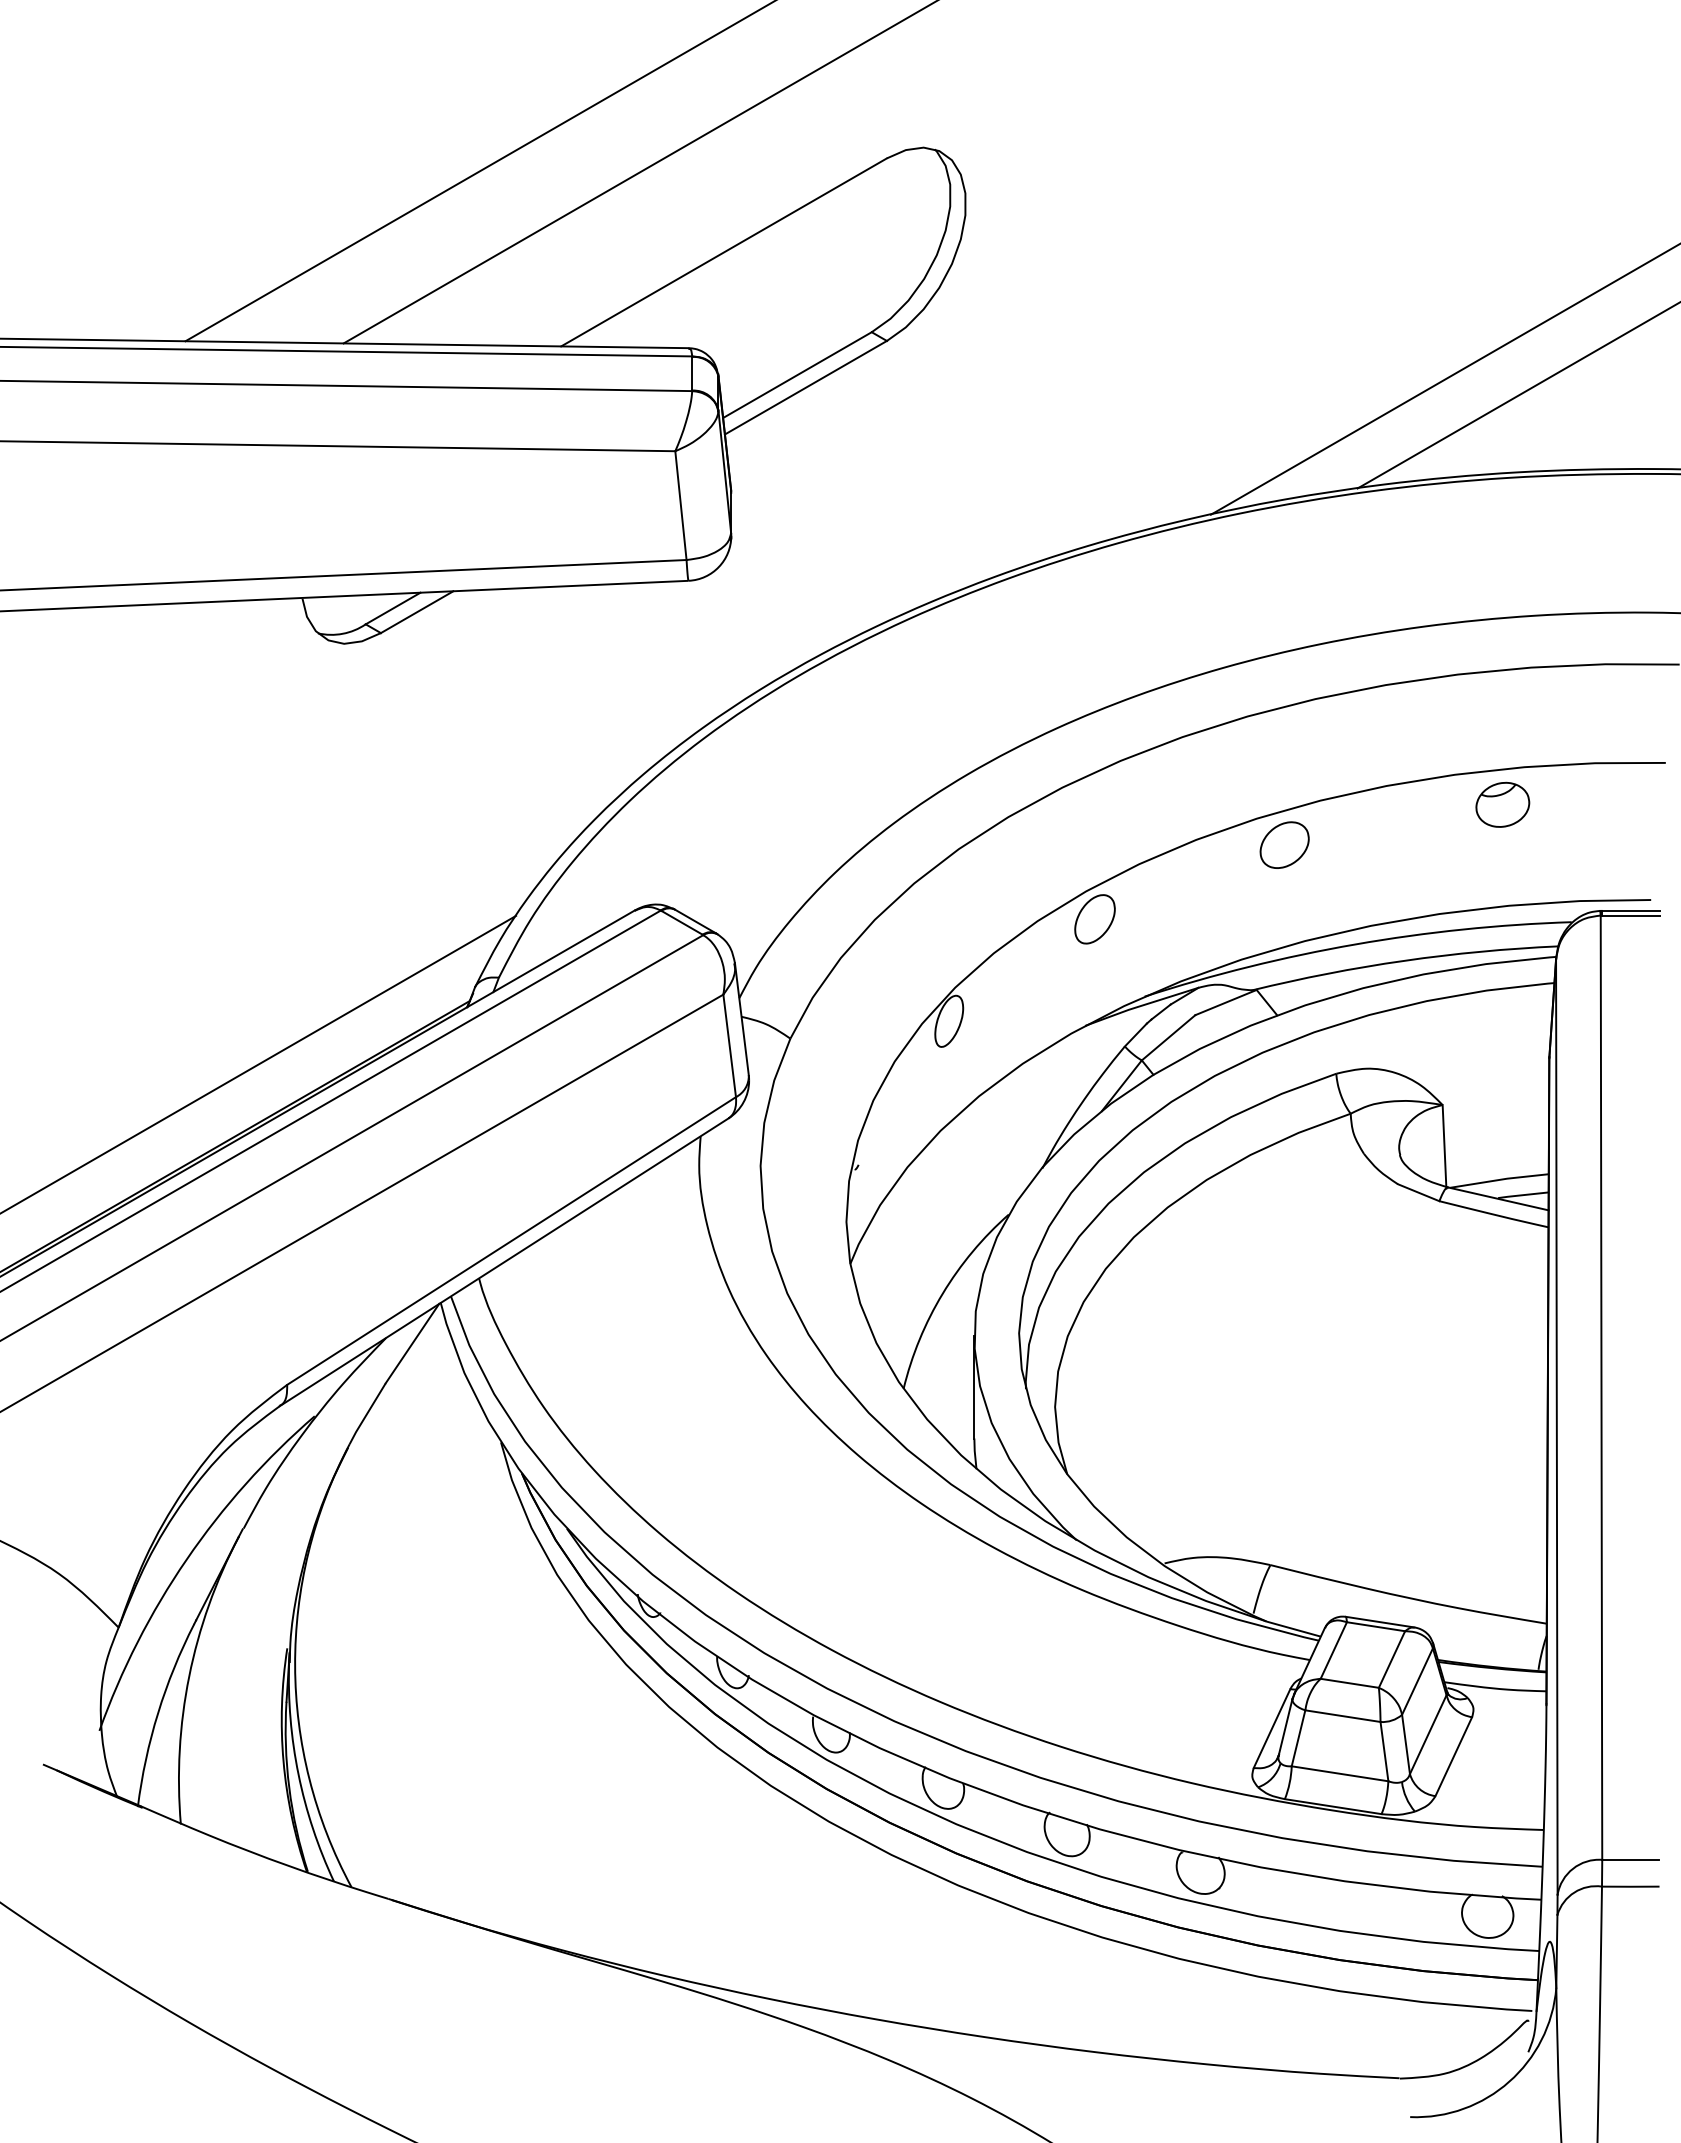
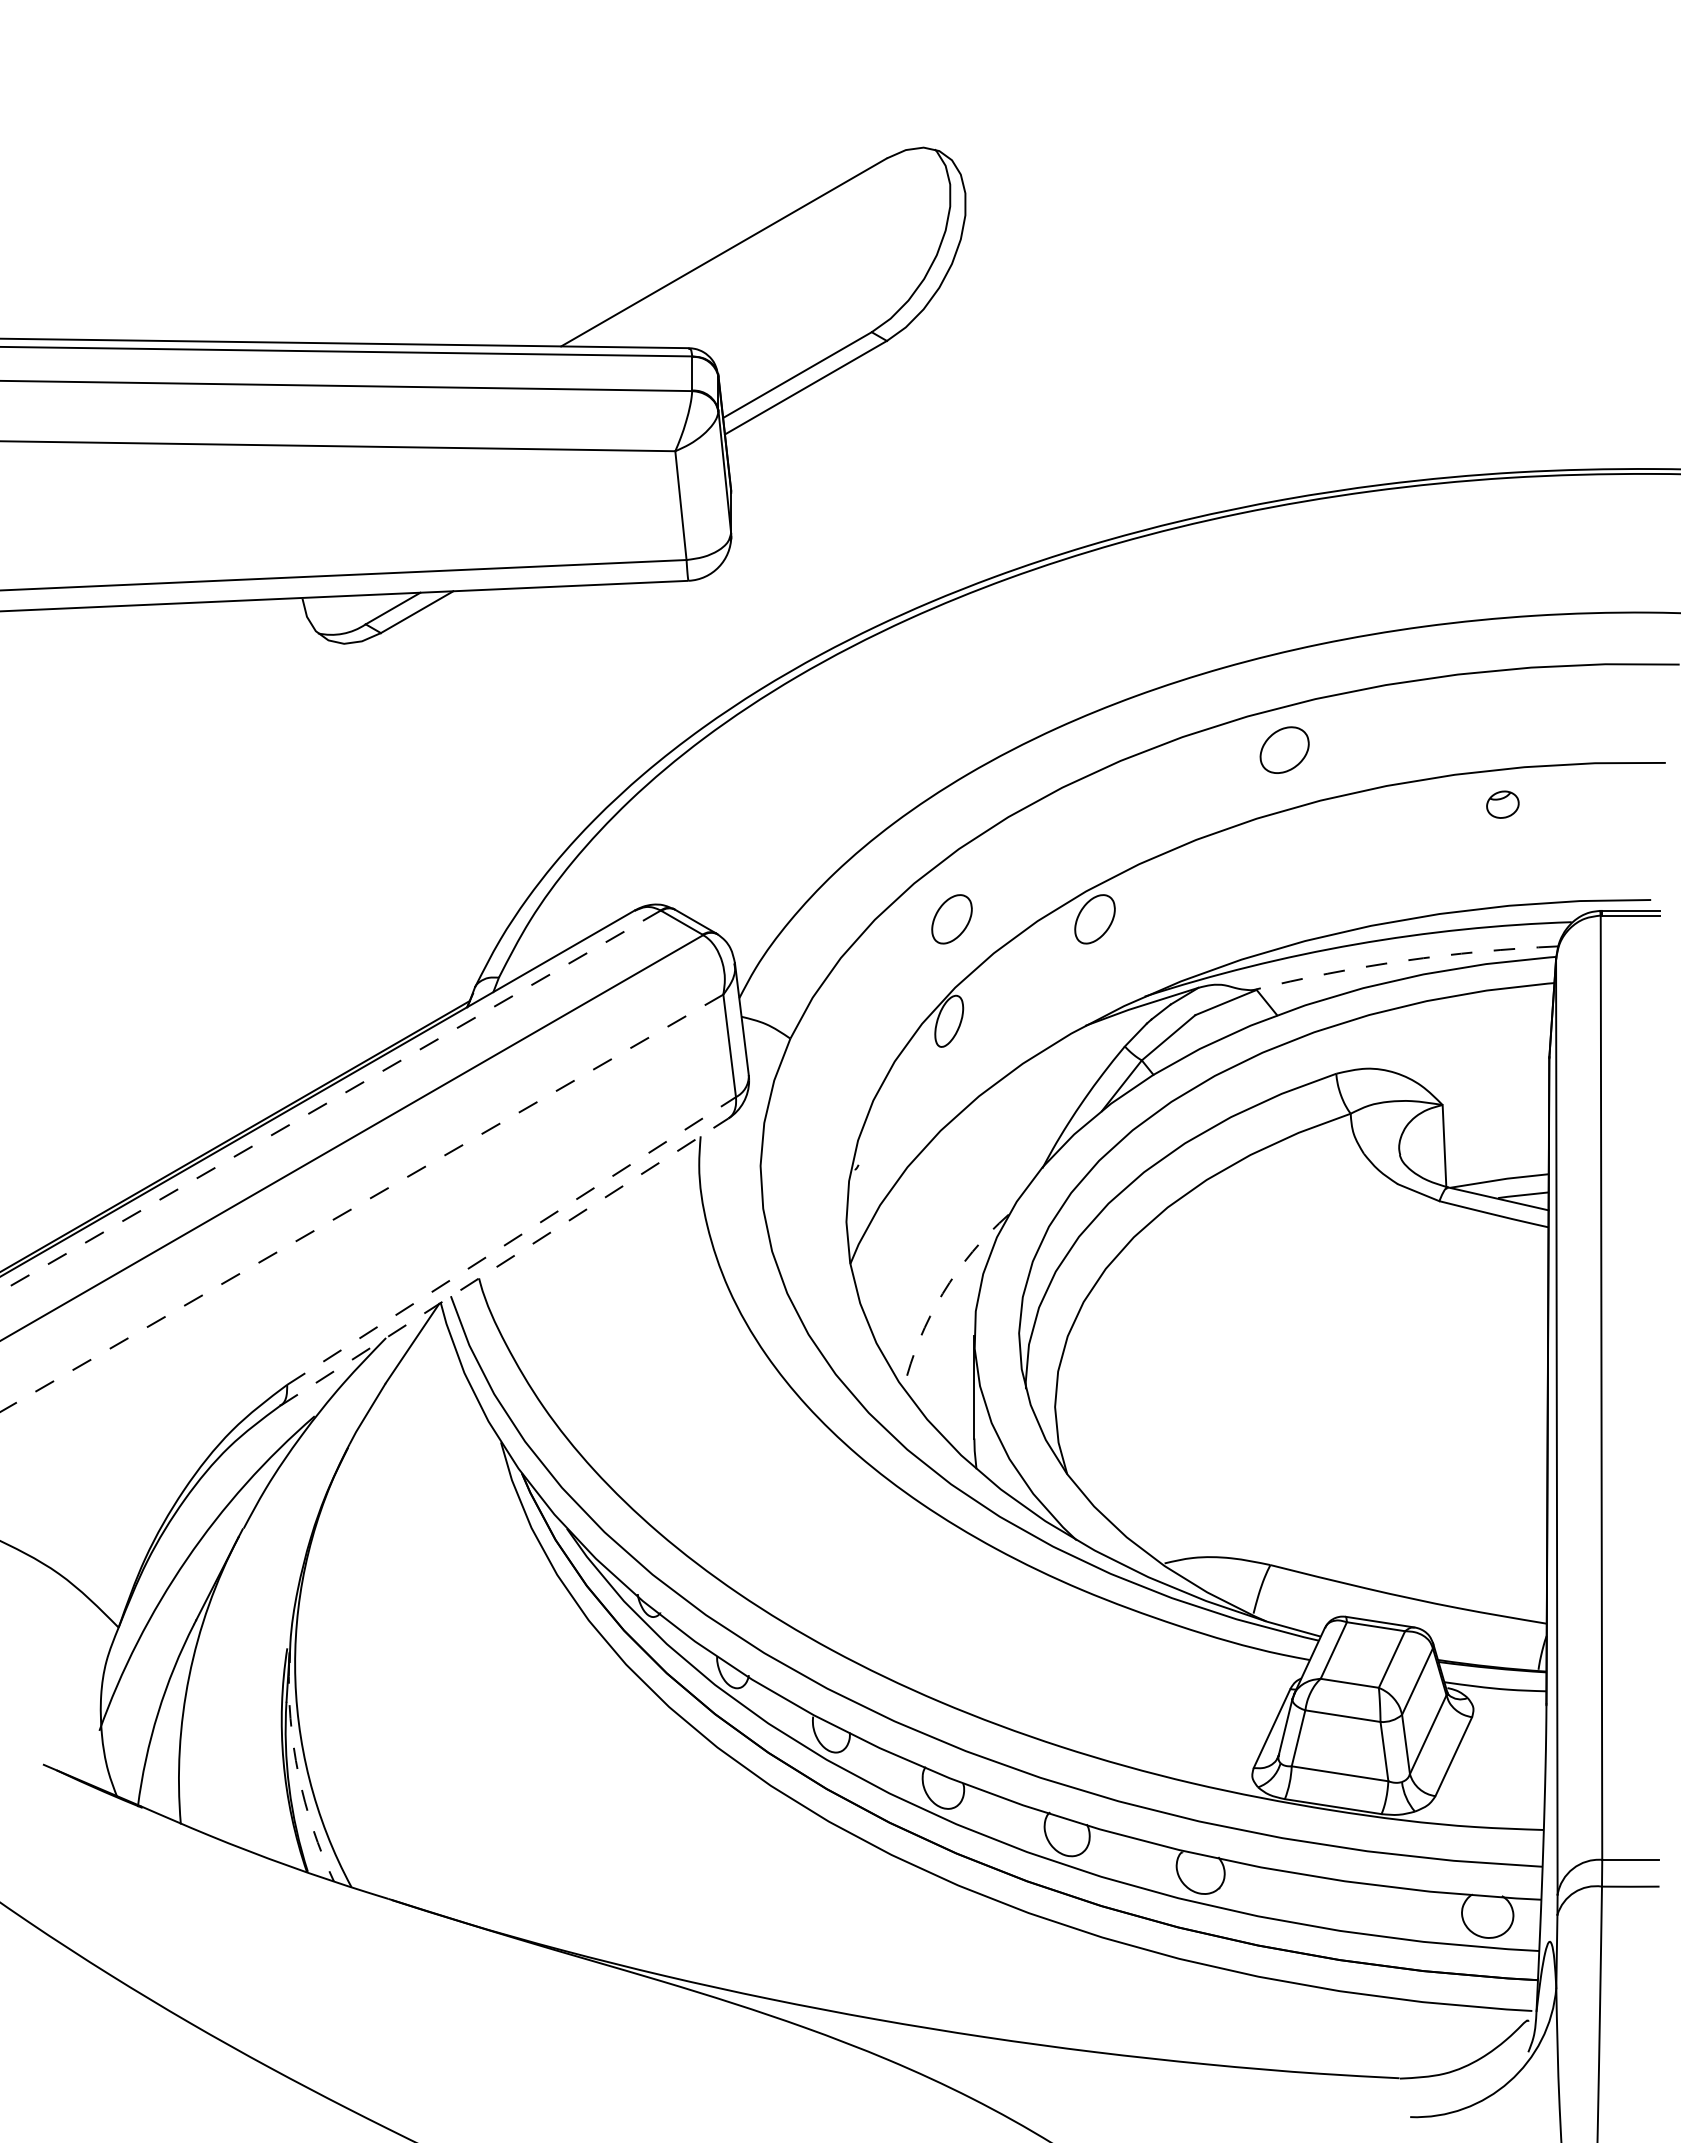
line: present -> none (478, 171)
line: present -> none (638, 172)
line: present -> none (1443, 379)
line: present -> none (1517, 395)
part size: 56x47 px -> 34x29 px (1502, 804)
part position: (1284, 844) -> (1284, 749) (1284, 749)
part: none -> present (951, 919)
arc: solid -> dashed (1404, 960)
line: present -> none (259, 1063)
line: solid -> dashed (331, 1100)
line: solid -> dashed (361, 1203)
line: solid -> dashed (511, 1240)
line: solid -> dashed (504, 1262)
arc: solid -> dashed (942, 1293)
arc: solid -> dashed (298, 1774)
